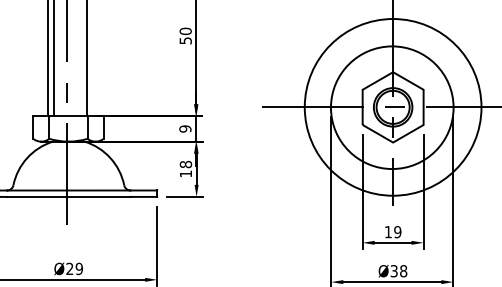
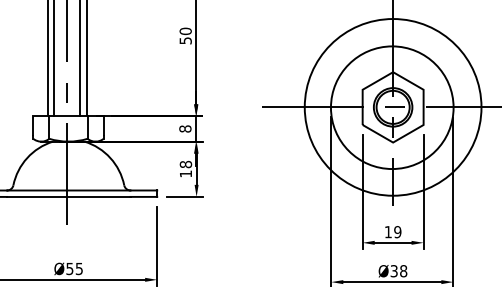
line: none -> present (80, 59)
text: 9 -> 8 (185, 128)
text: Ø29 -> Ø55 (74, 268)
